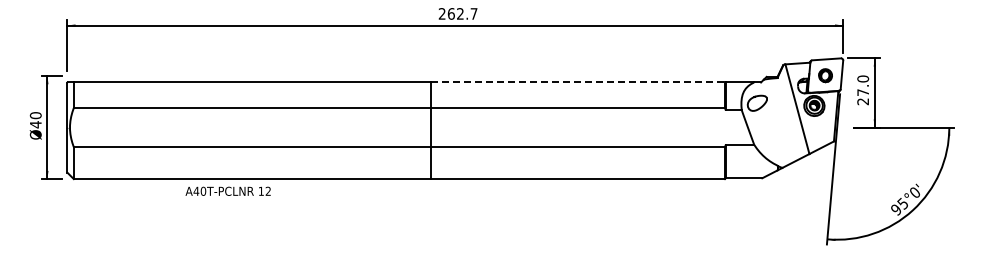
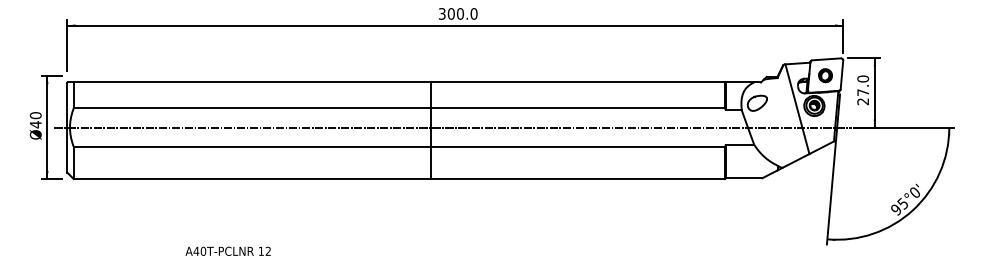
text: 262.7 -> 300.0 (457, 13)
line: dashed -> solid (578, 82)
line: none -> present (452, 127)
text position: (227, 190) -> (227, 250) (227, 250)
